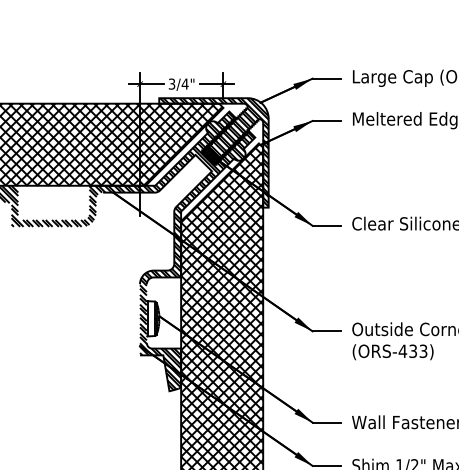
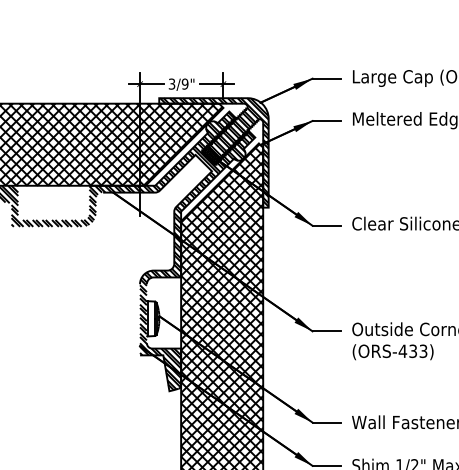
text: 3/4" -> 3/9" (184, 83)
